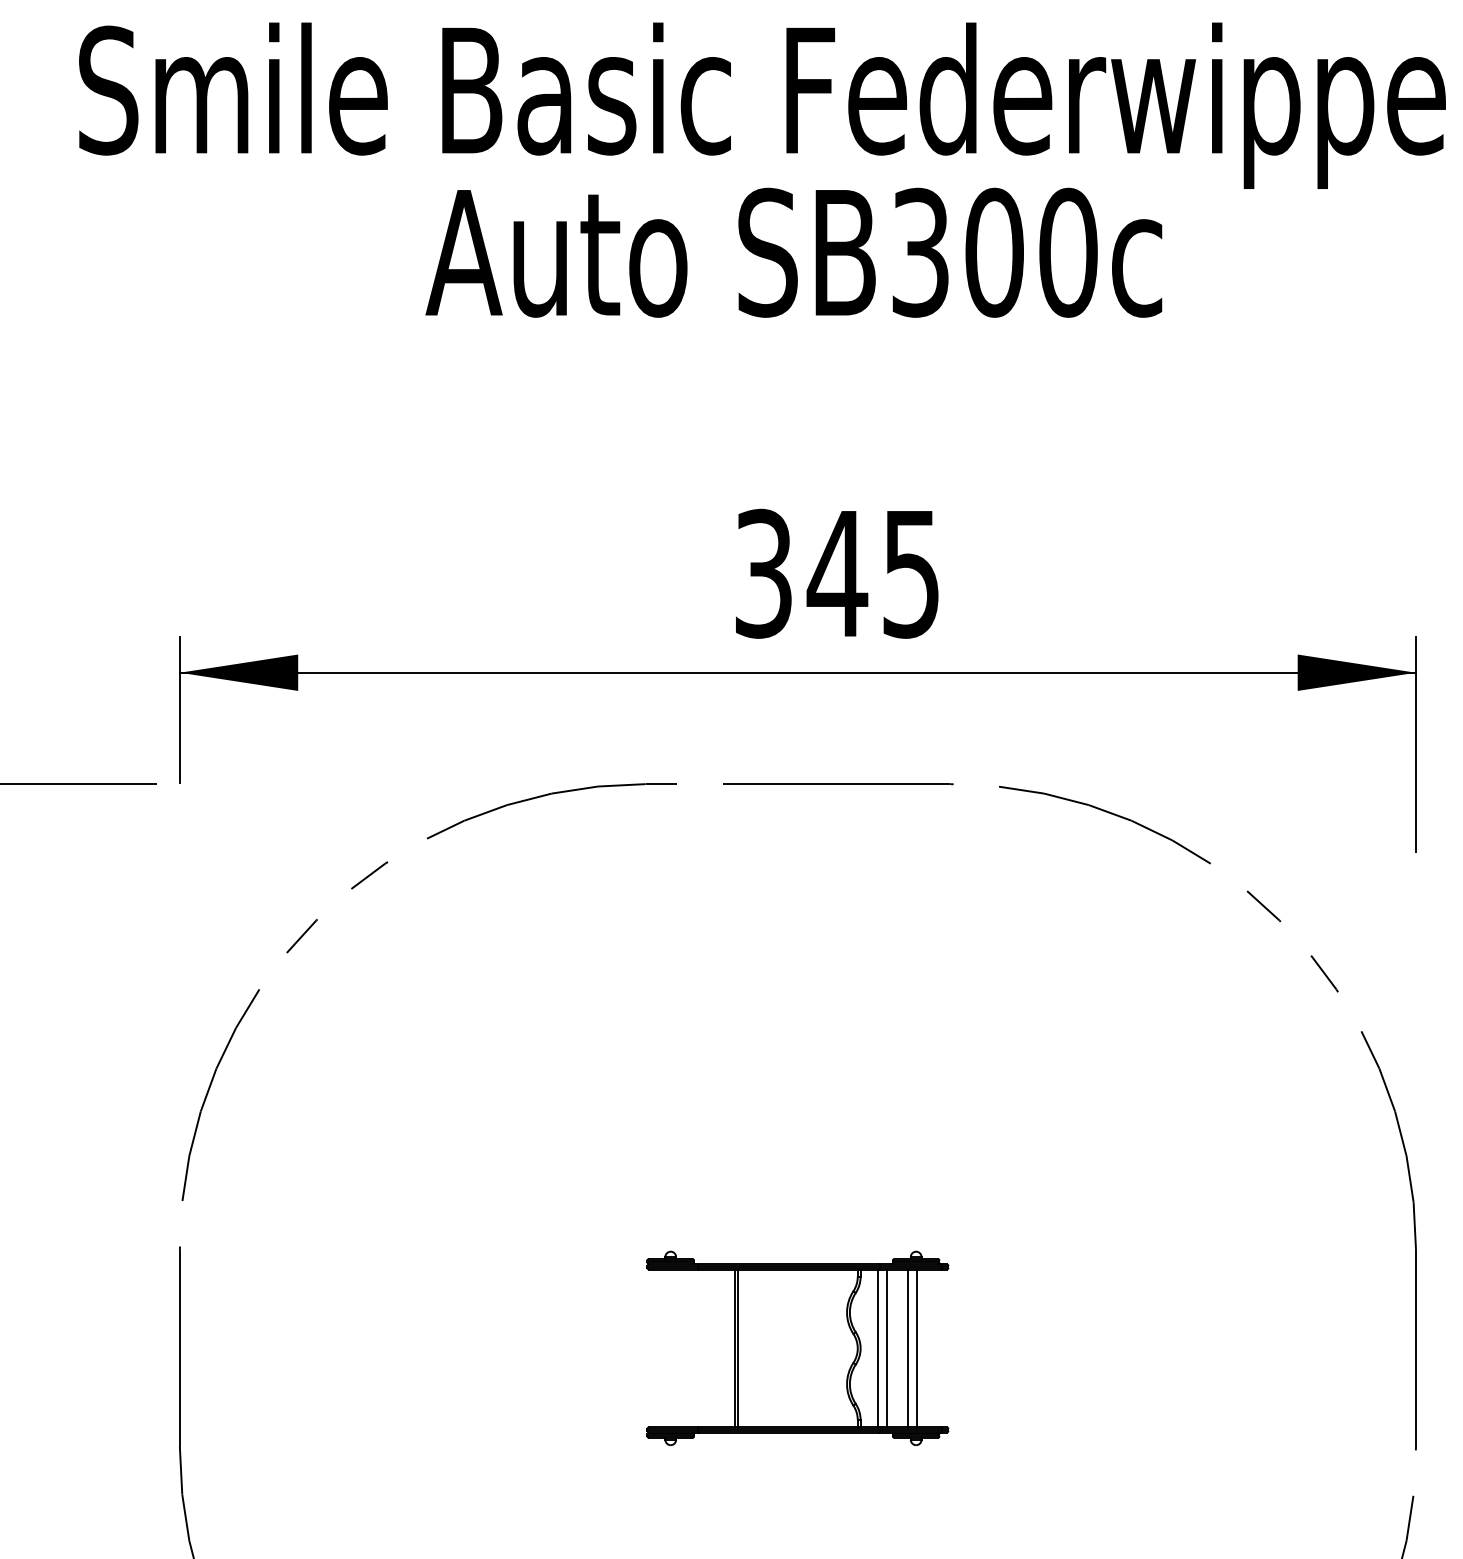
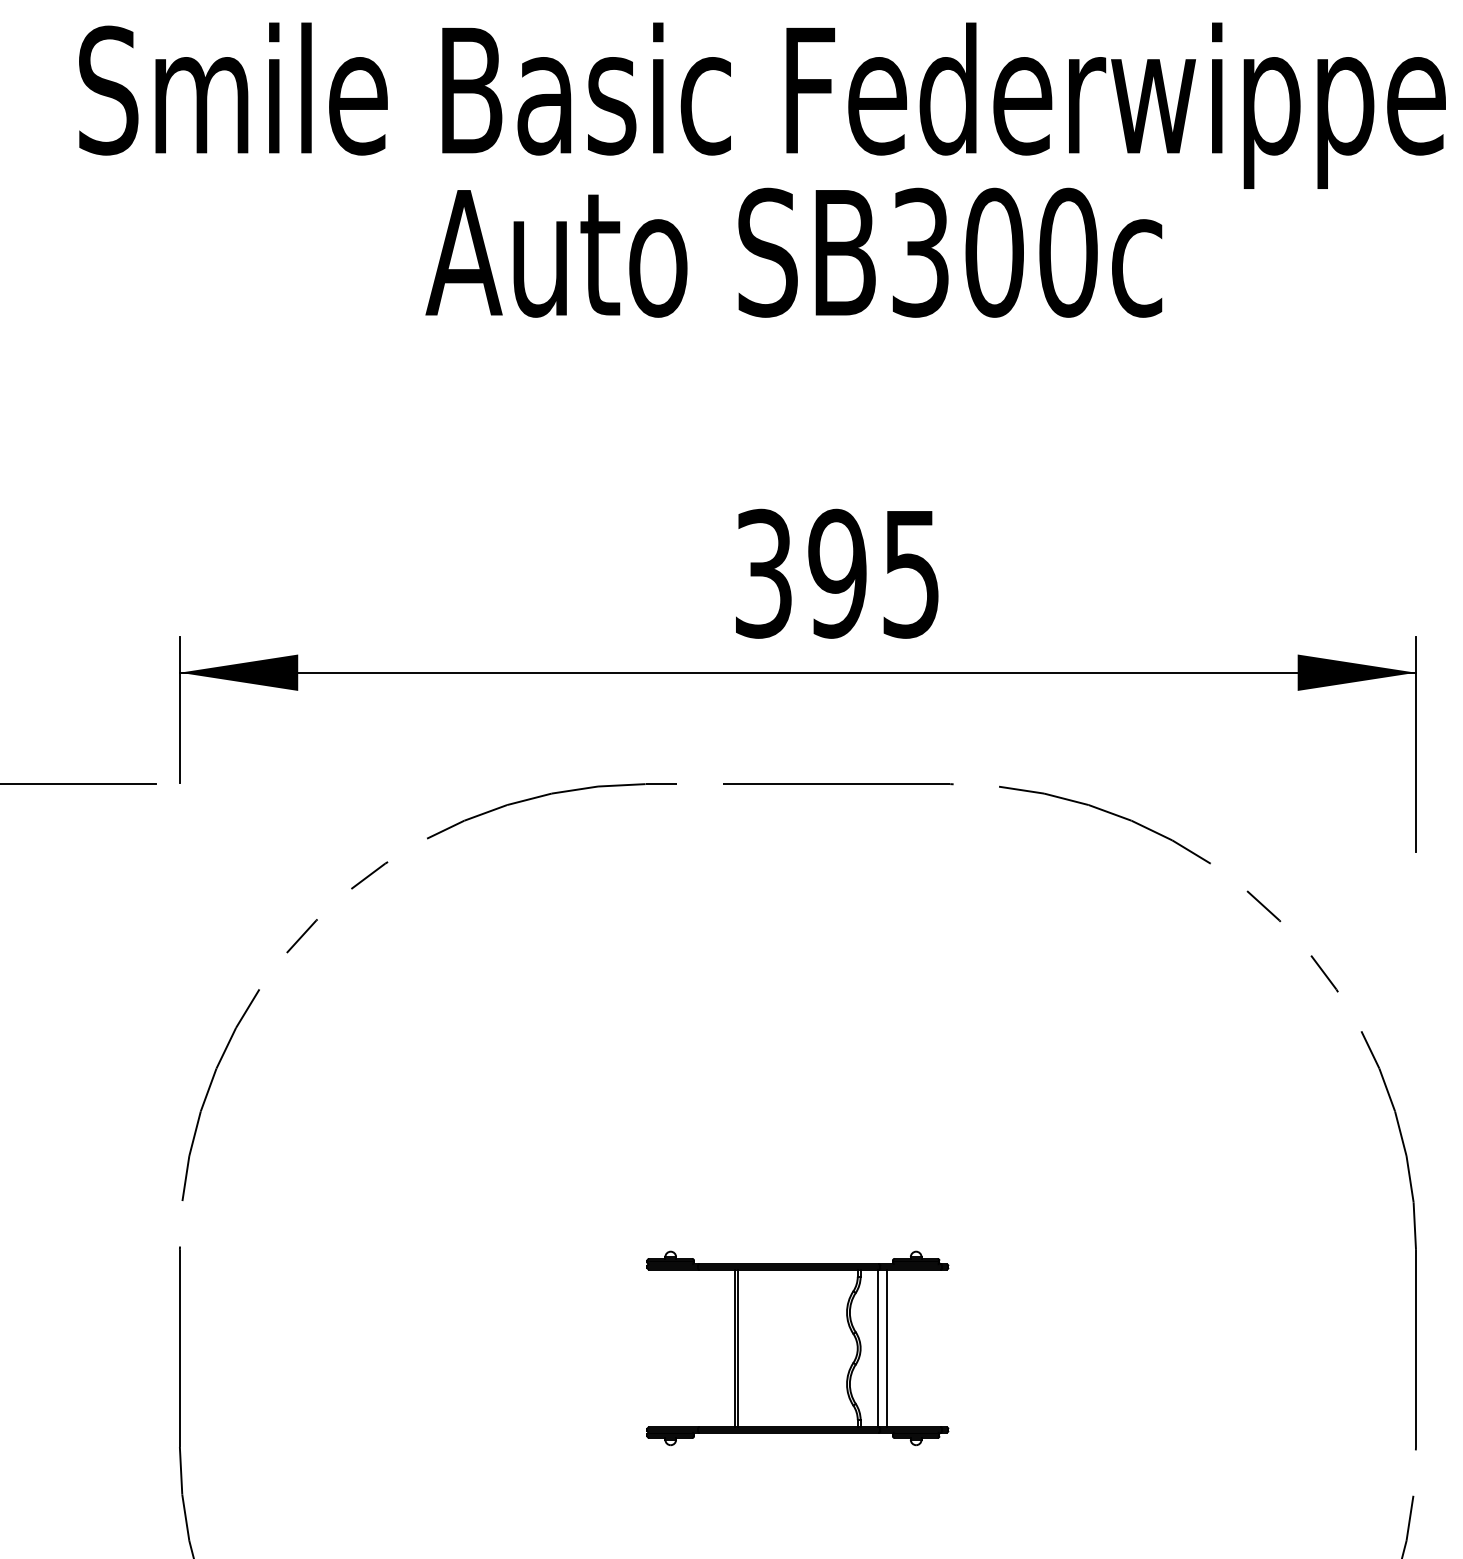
text: 345 -> 395 (837, 573)
line: present -> none (908, 1348)
line: present -> none (917, 1348)
